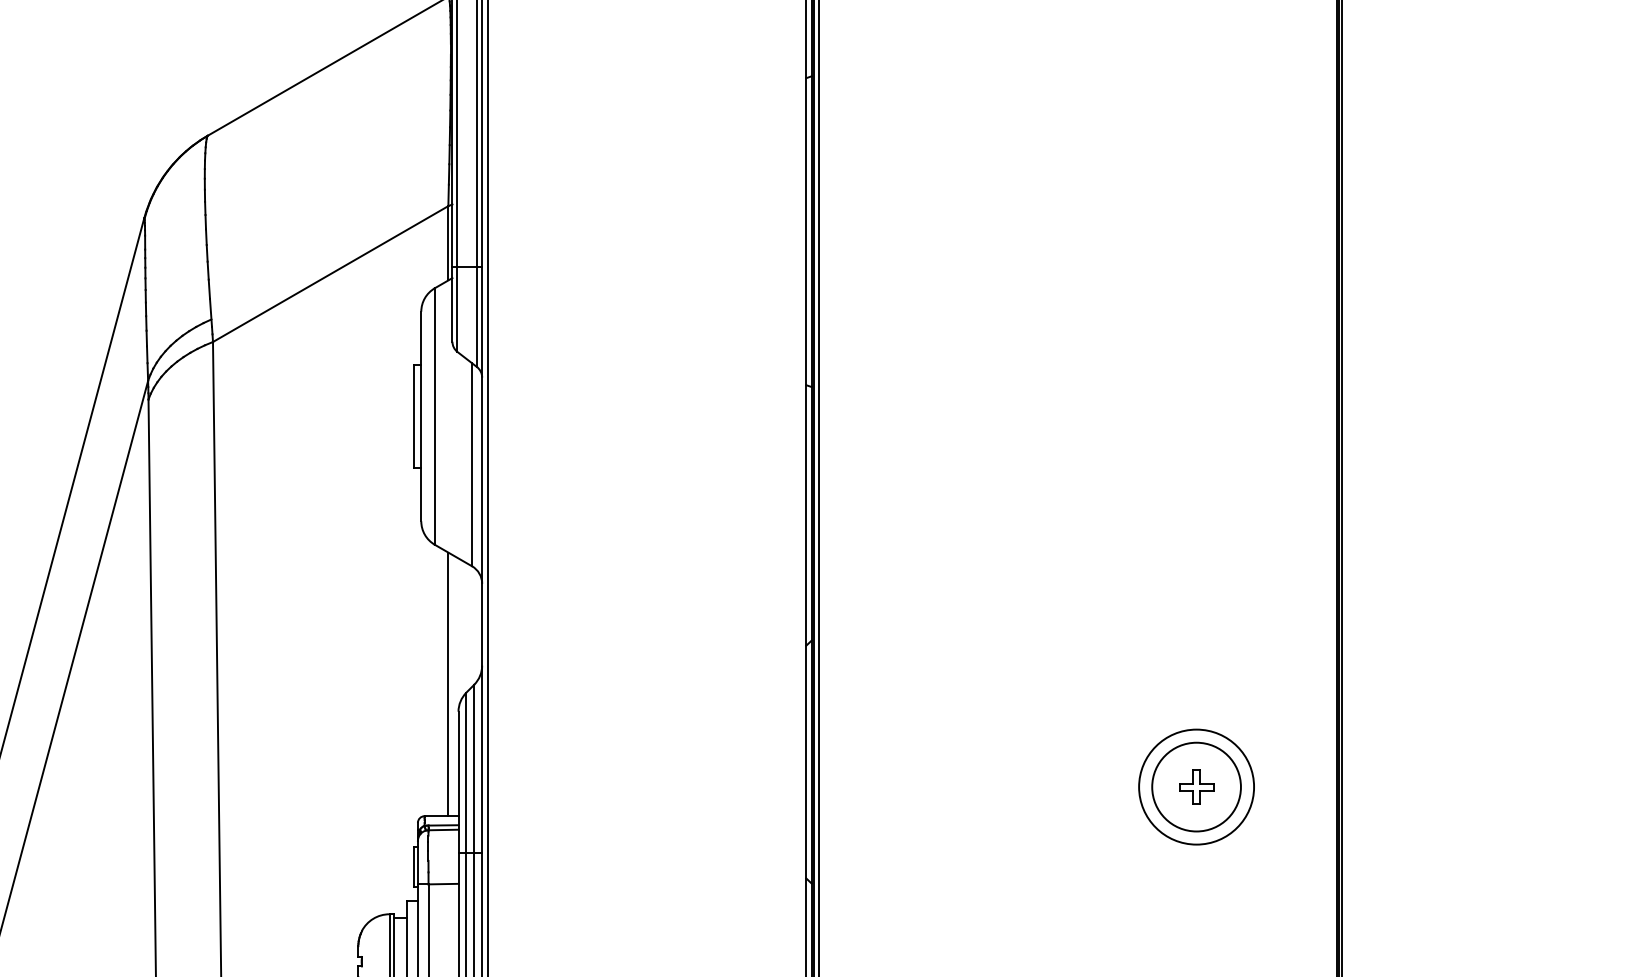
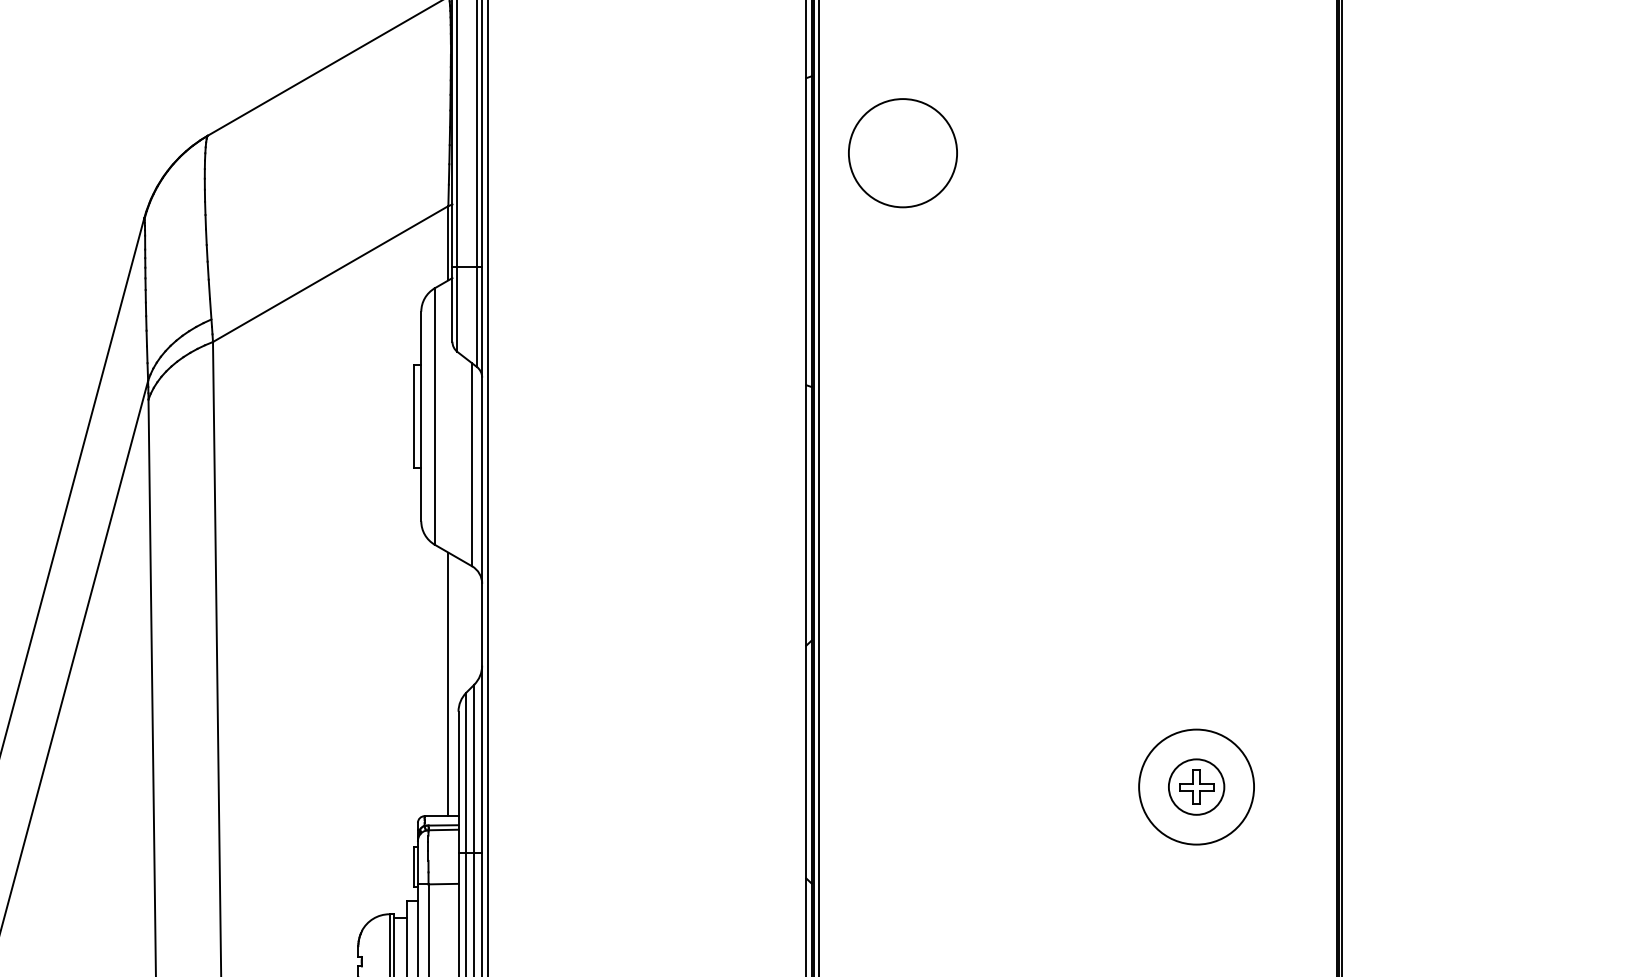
circle: none -> present (902, 153)
circle diameter: 89 px -> 55 px (1196, 786)
